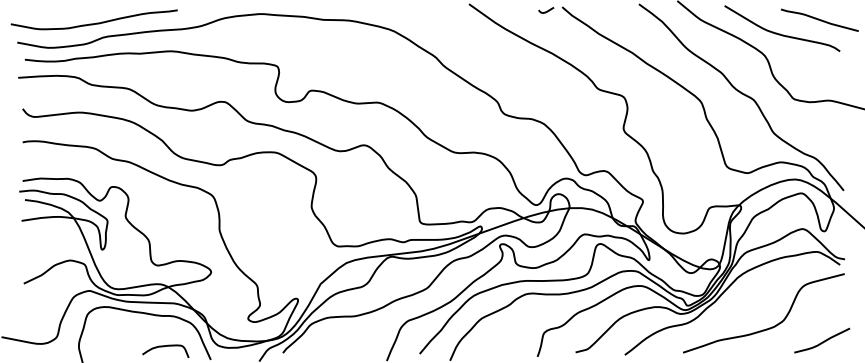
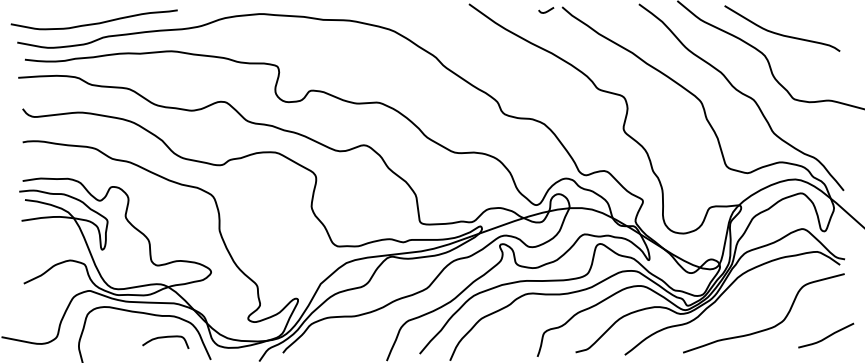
curve: present -> none (819, 19)
curve position: (822, 341) -> (826, 336) (826, 336)
curve position: (163, 347) -> (163, 338) (163, 338)
